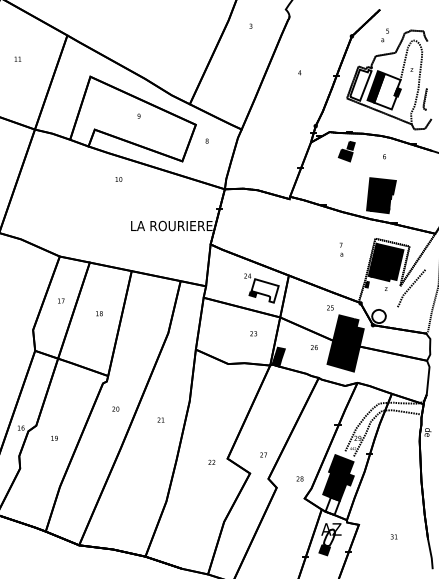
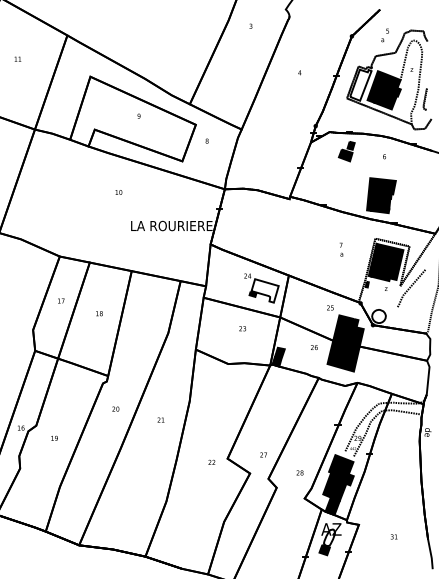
fill: none -> present (387, 91)
text position: (118, 179) -> (118, 192) (118, 192)
text position: (253, 333) -> (242, 328) (242, 328)
text position: (299, 478) -> (299, 472) (299, 472)
fill: none -> present (332, 506)
